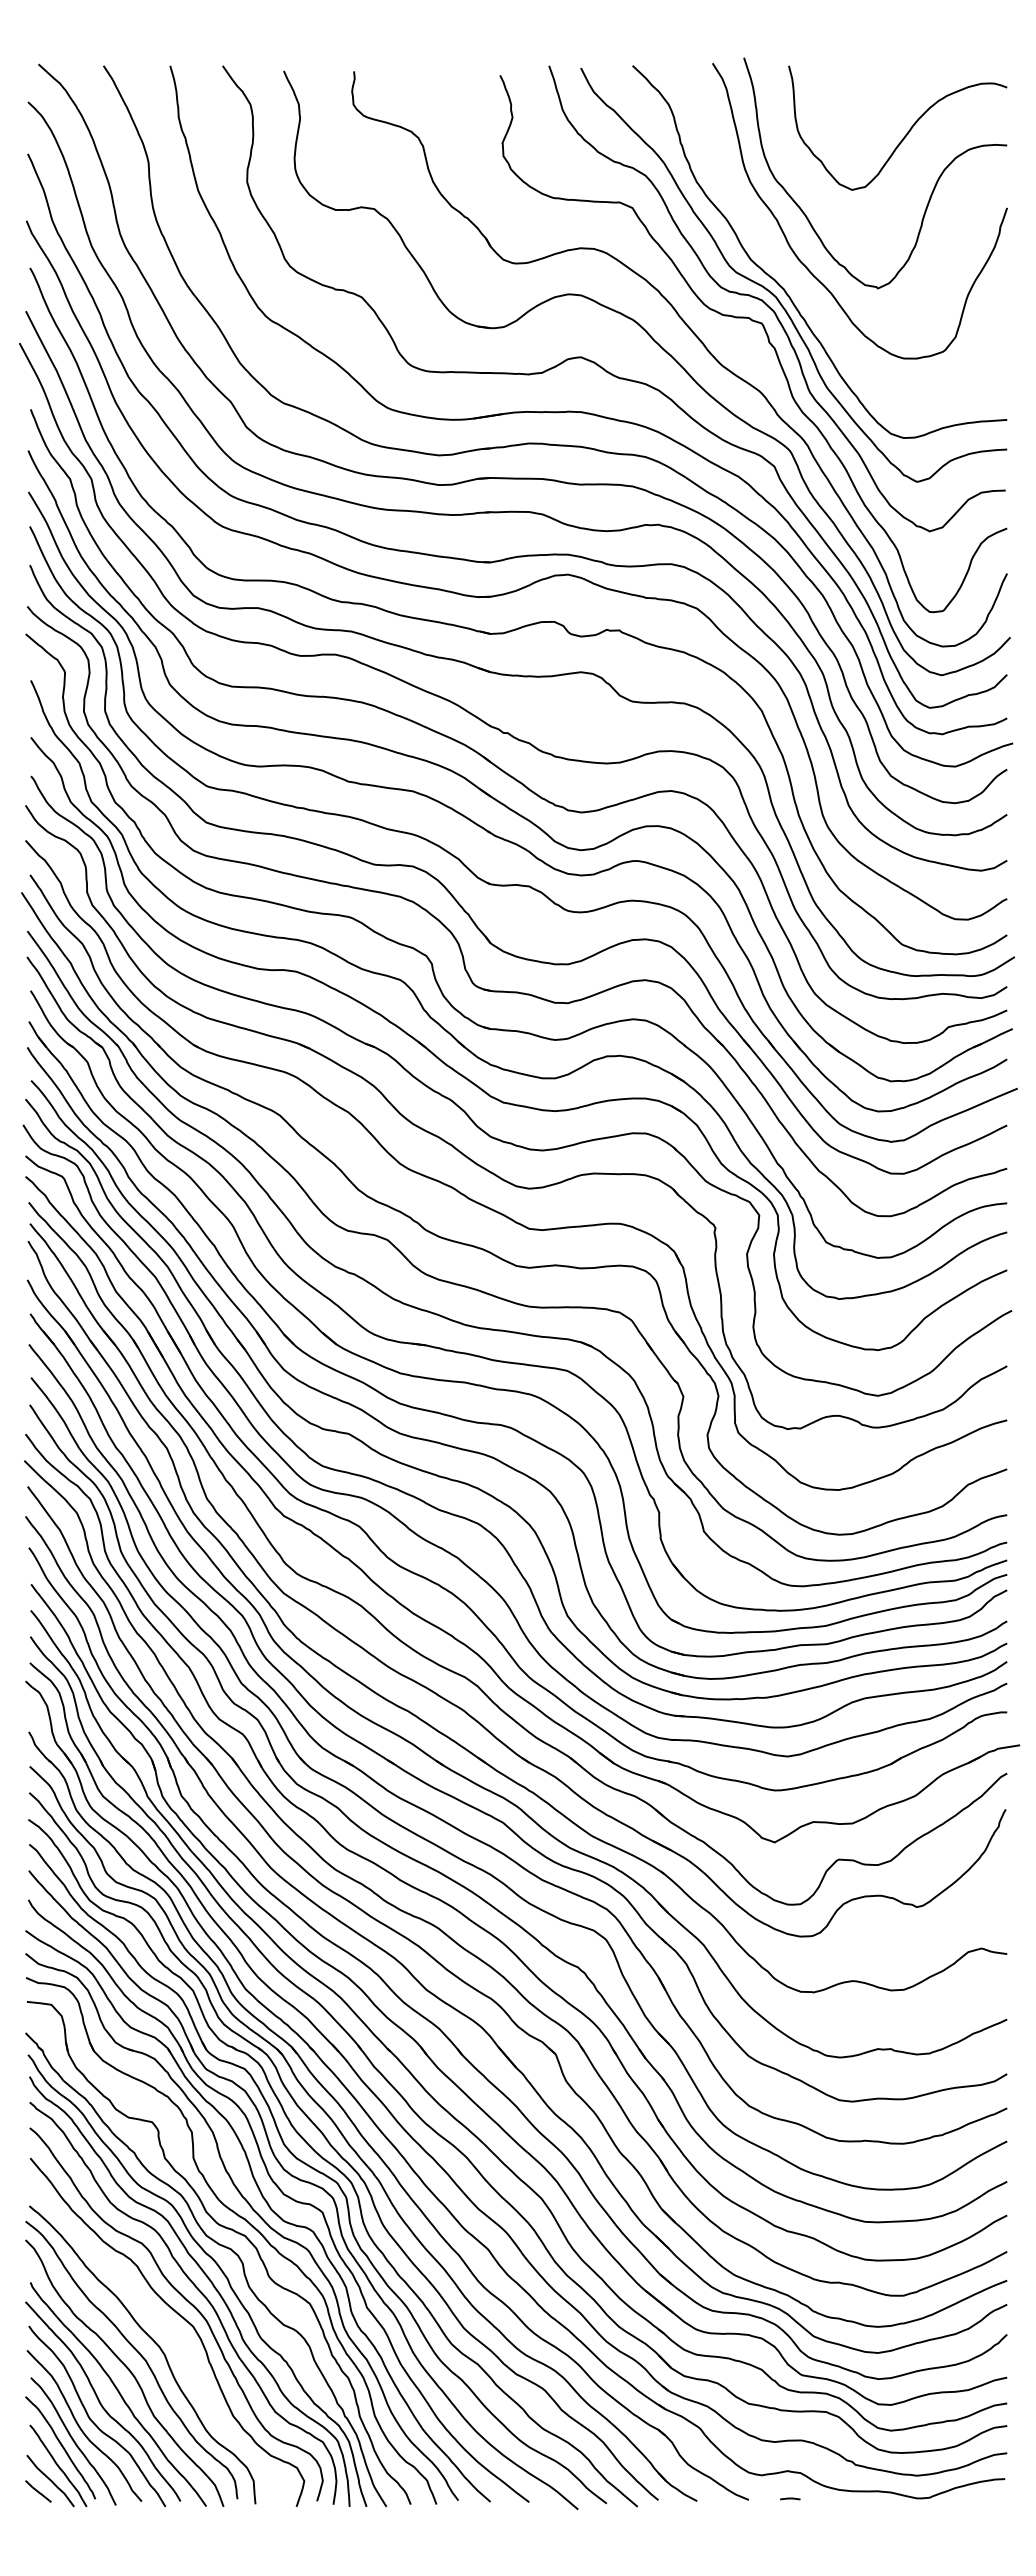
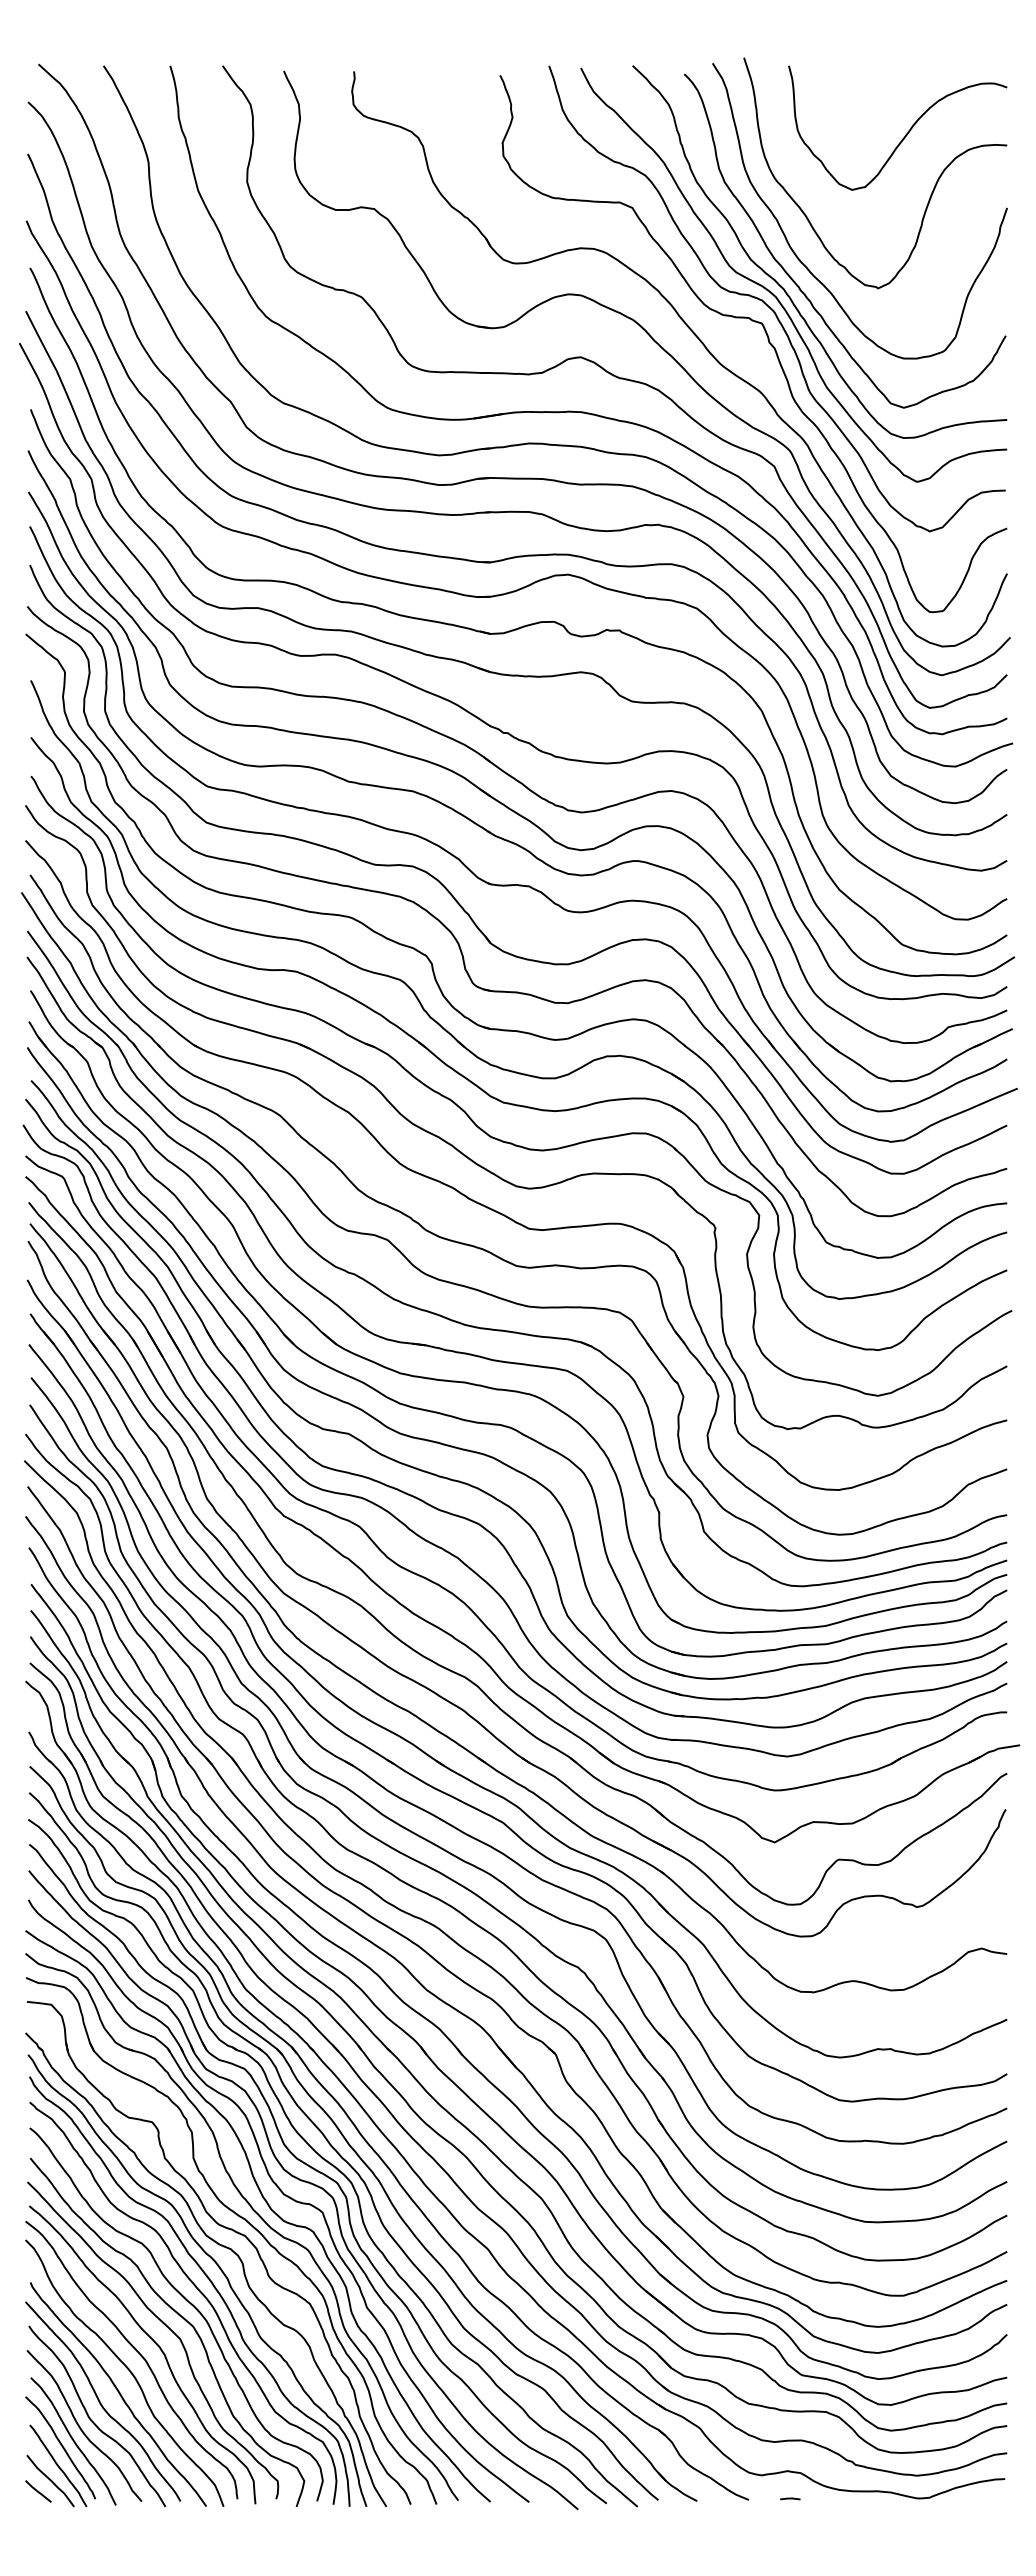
curve: none -> present (795, 281)
curve: none -> present (165, 2326)
